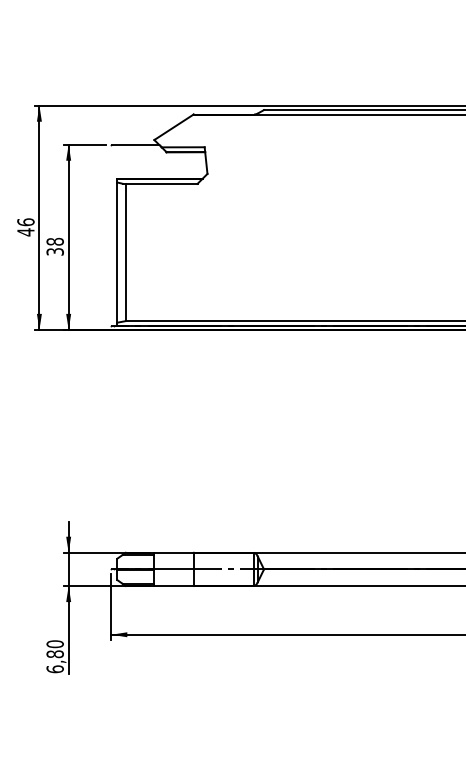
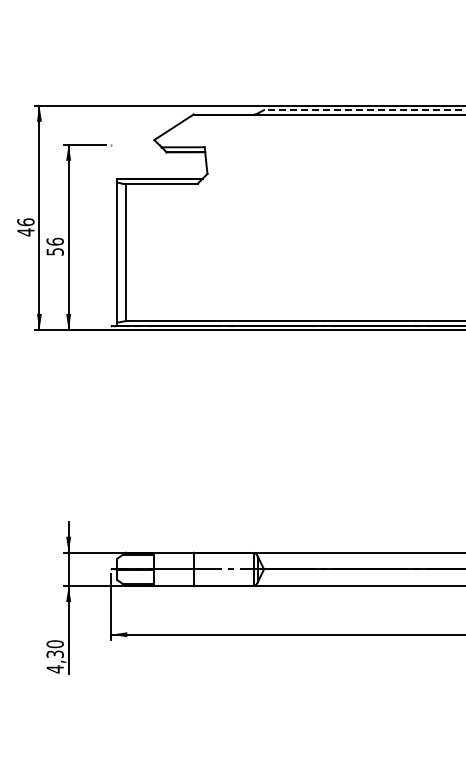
line: solid -> dashed (365, 110)
line: present -> none (135, 144)
text: 38 -> 56 (54, 246)
text: 6,80 -> 4,30 (54, 661)
